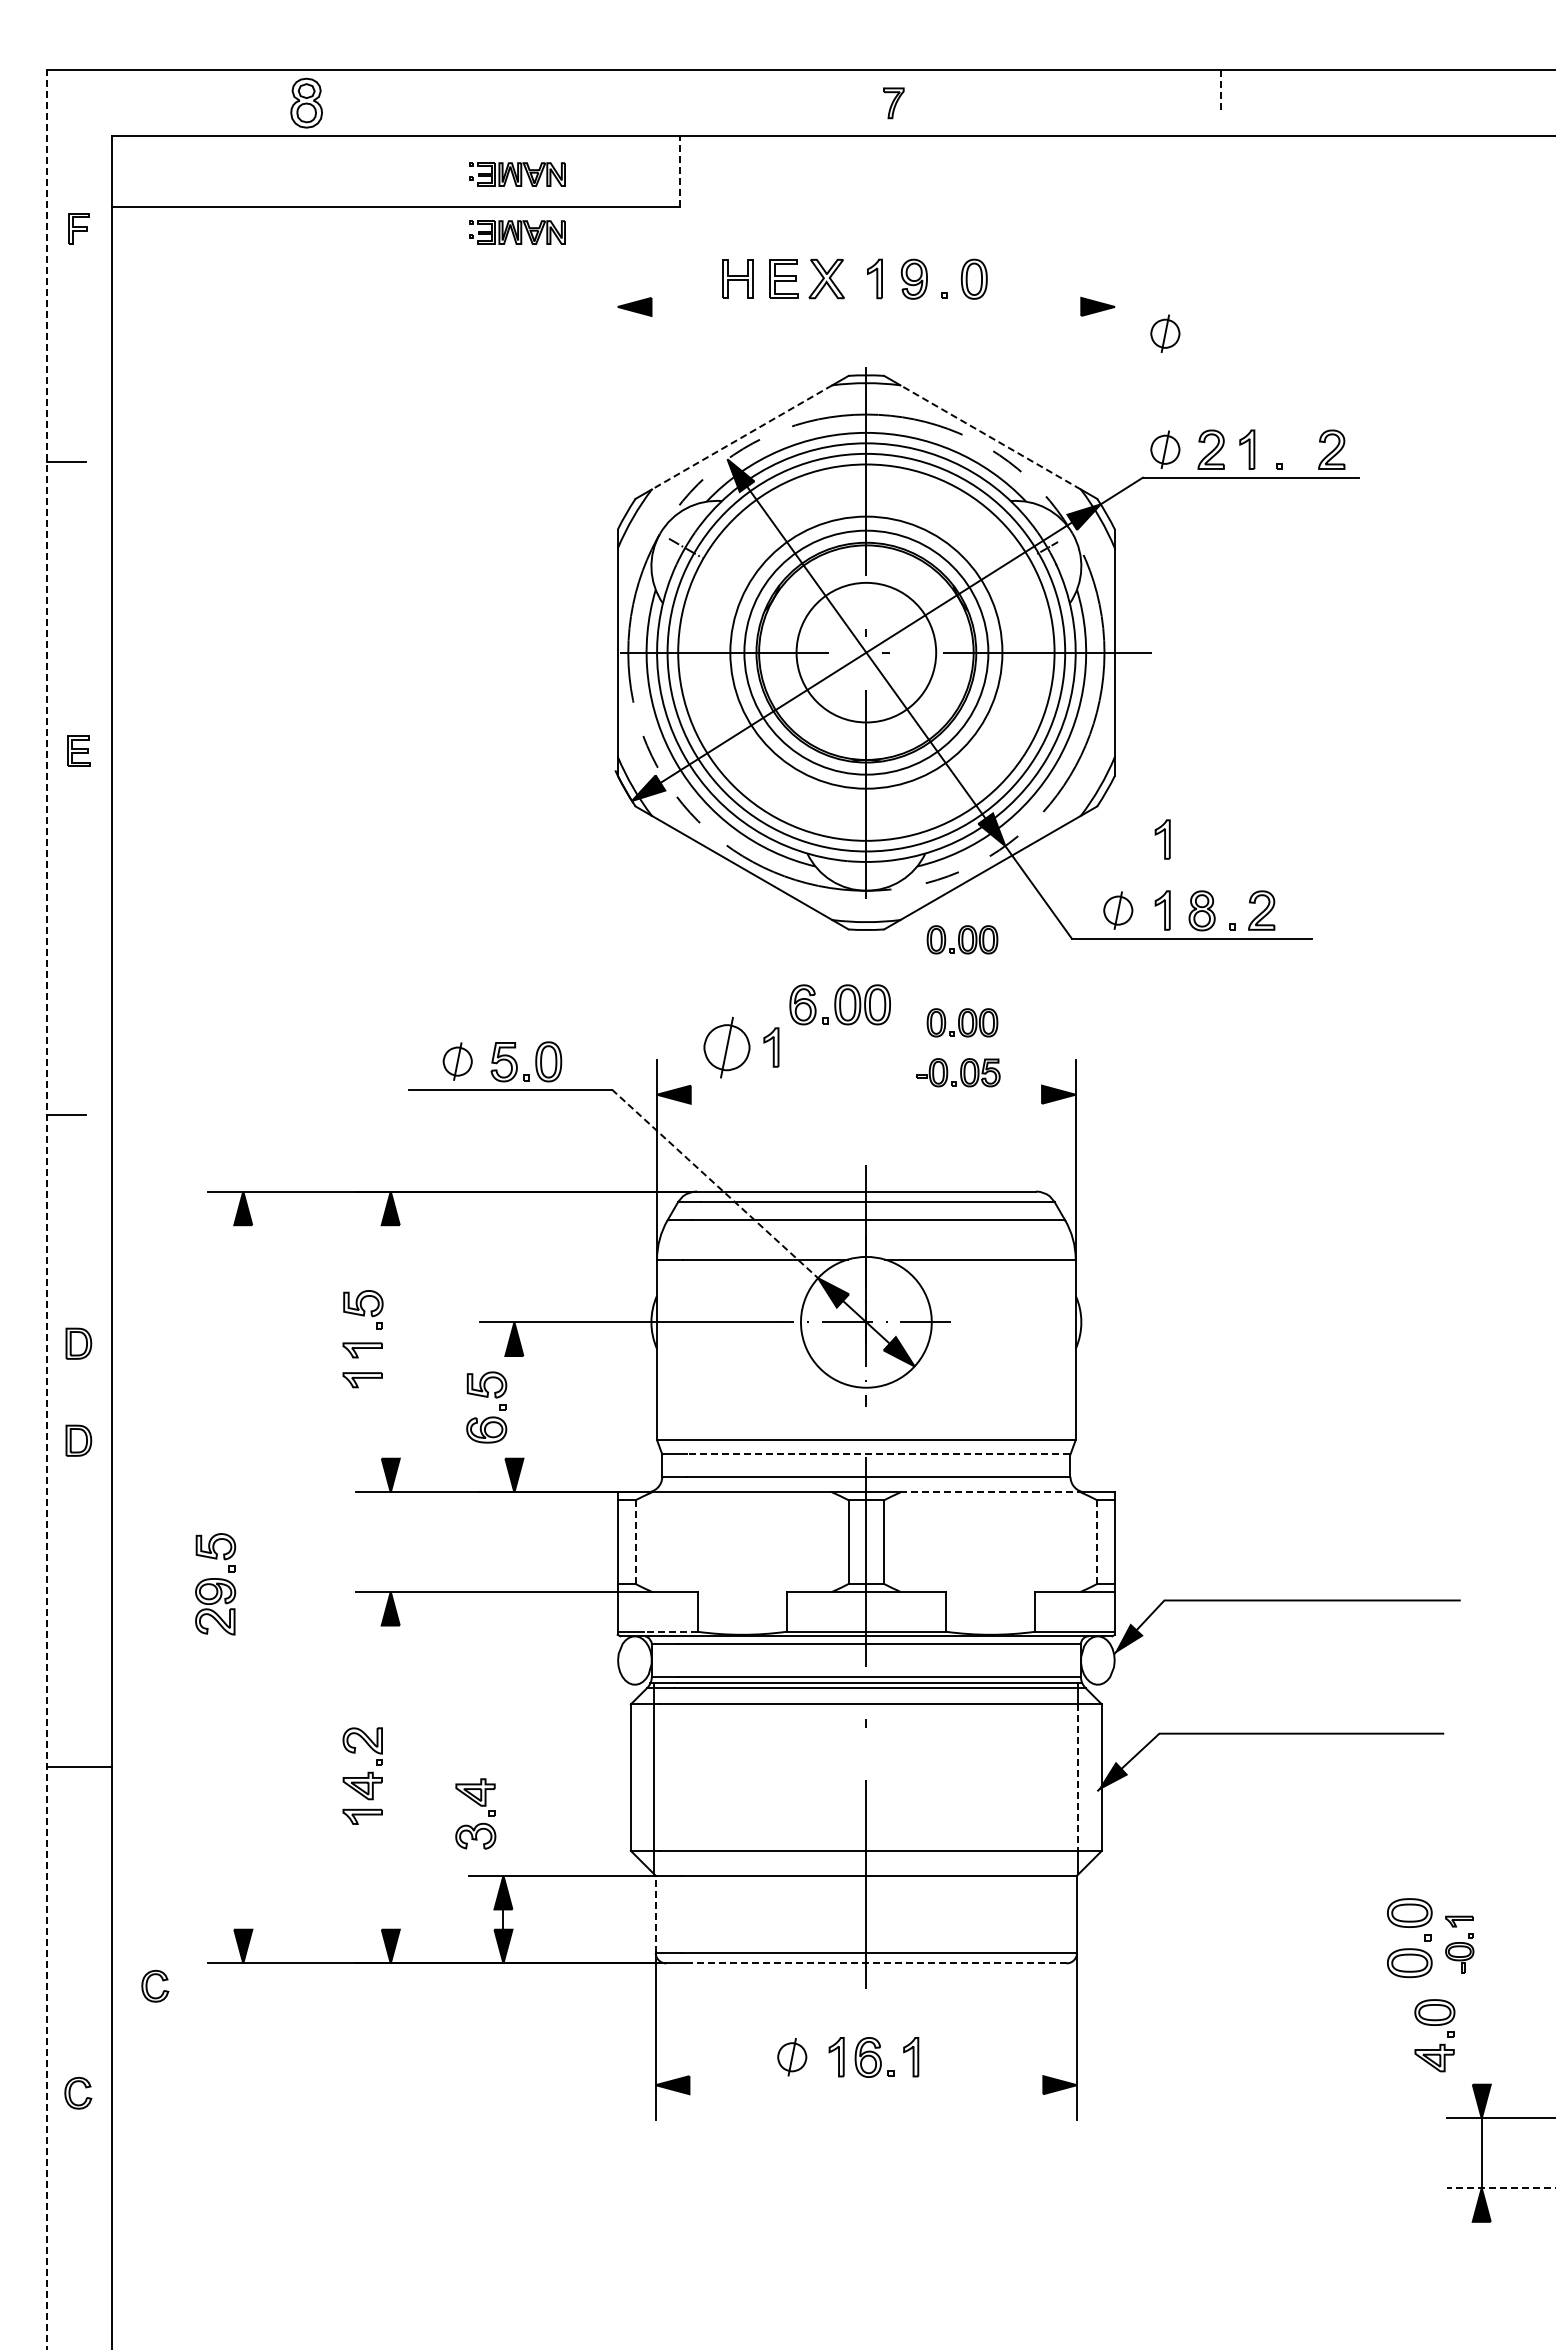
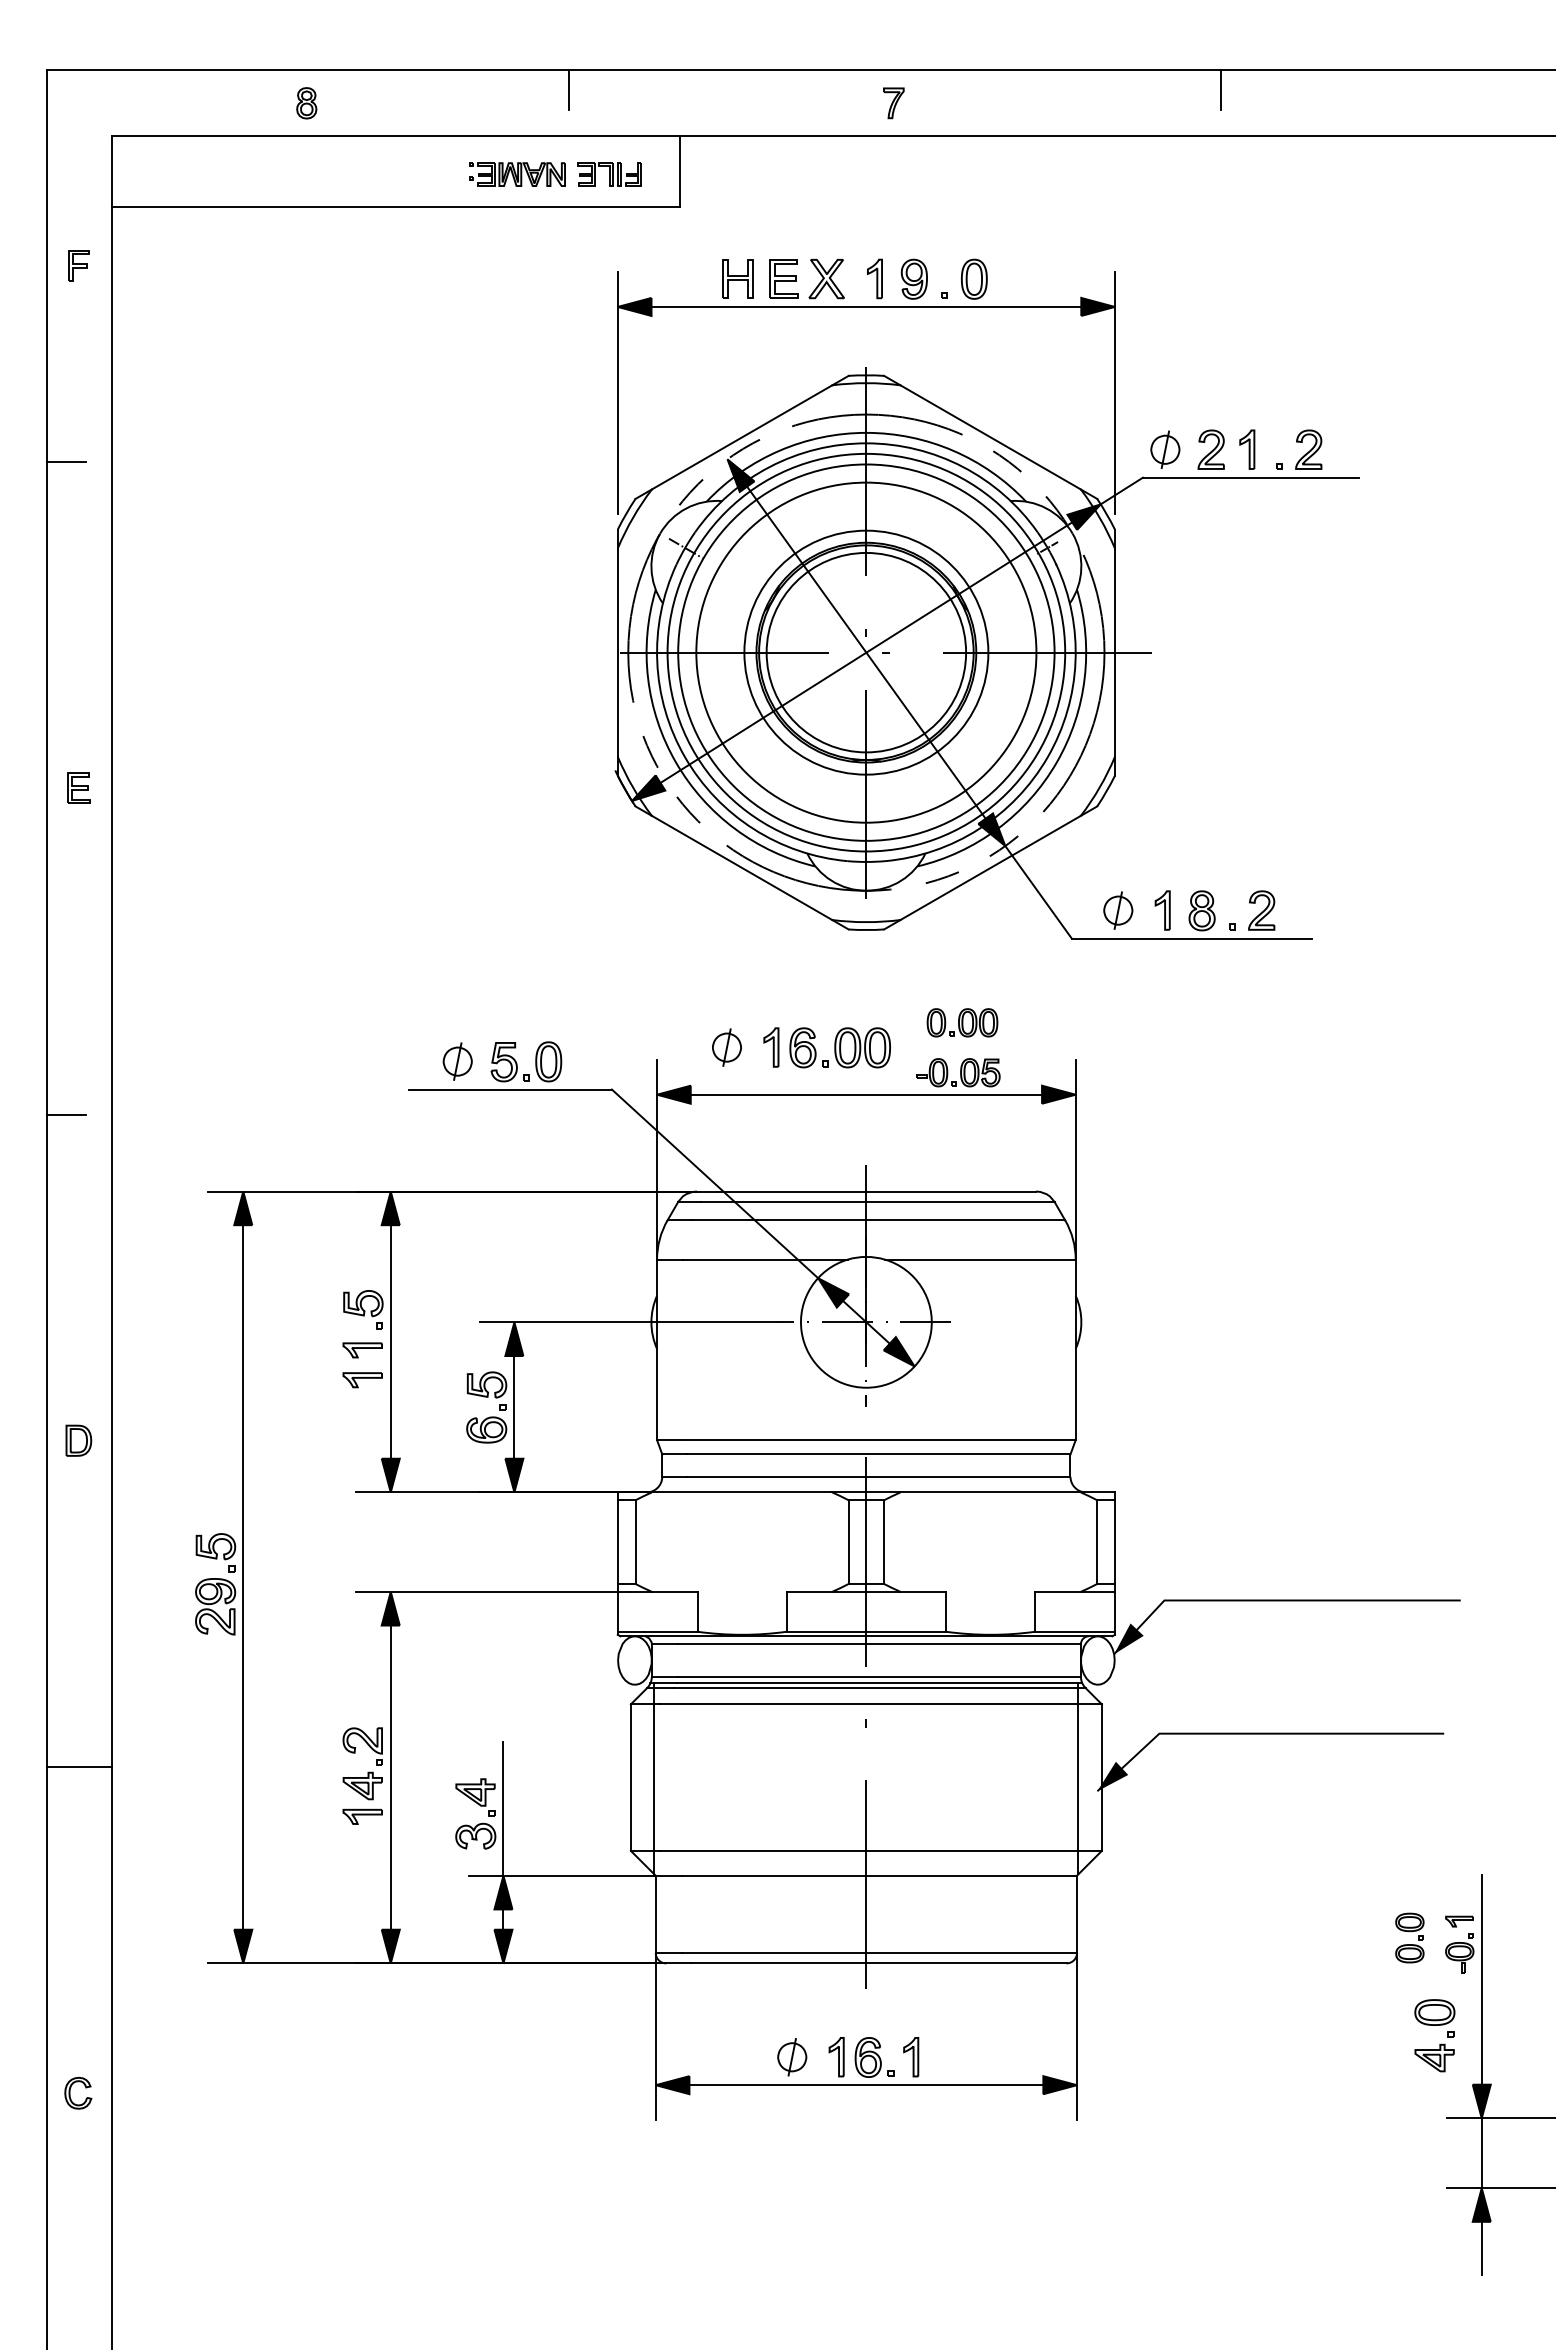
line: none -> present (568, 89)
line: dashed -> solid (1221, 90)
part size: 33x52 px -> 22x33 px (306, 103)
line: dashed -> solid (679, 171)
part: none -> present (609, 174)
part position: (78, 228) -> (78, 265) (78, 265)
part: present -> none (517, 232)
line: none -> present (866, 306)
part: present -> none (1165, 333)
line: none -> present (617, 392)
line: none -> present (1114, 392)
line: dashed -> solid (741, 437)
line: dashed -> solid (990, 437)
part position: (1331, 449) -> (1308, 449) (1308, 449)
circle diameter: 140 px -> 199 px (866, 652)
circle diameter: 272 px -> 340 px (866, 652)
part position: (78, 750) -> (78, 787) (78, 787)
part: present -> none (1162, 839)
part: present -> none (962, 939)
part position: (839, 1004) -> (839, 1047) (839, 1047)
part size: 48x62 px -> 30x39 px (726, 1047)
line: none -> present (866, 1094)
line: dashed -> solid (715, 1183)
line: dashed -> solid (46, 1210)
line: none -> present (390, 1341)
part: present -> none (78, 1343)
line: none -> present (514, 1407)
line: dashed -> solid (878, 1454)
line: dashed -> solid (991, 1492)
line: dashed -> solid (635, 1542)
line: dashed -> solid (1097, 1542)
line: none -> present (243, 1577)
line: dashed -> solid (670, 1631)
line: none -> present (390, 1777)
line: dashed -> solid (1078, 1778)
line: none -> present (503, 1808)
line: dashed -> solid (655, 1914)
part size: 46x81 px -> 30x52 px (1409, 1937)
line: dashed -> solid (878, 1963)
line: none -> present (1481, 1979)
part: present -> none (147, 1985)
line: none -> present (866, 2085)
line: dashed -> solid (1500, 2188)
line: none -> present (1481, 2248)
